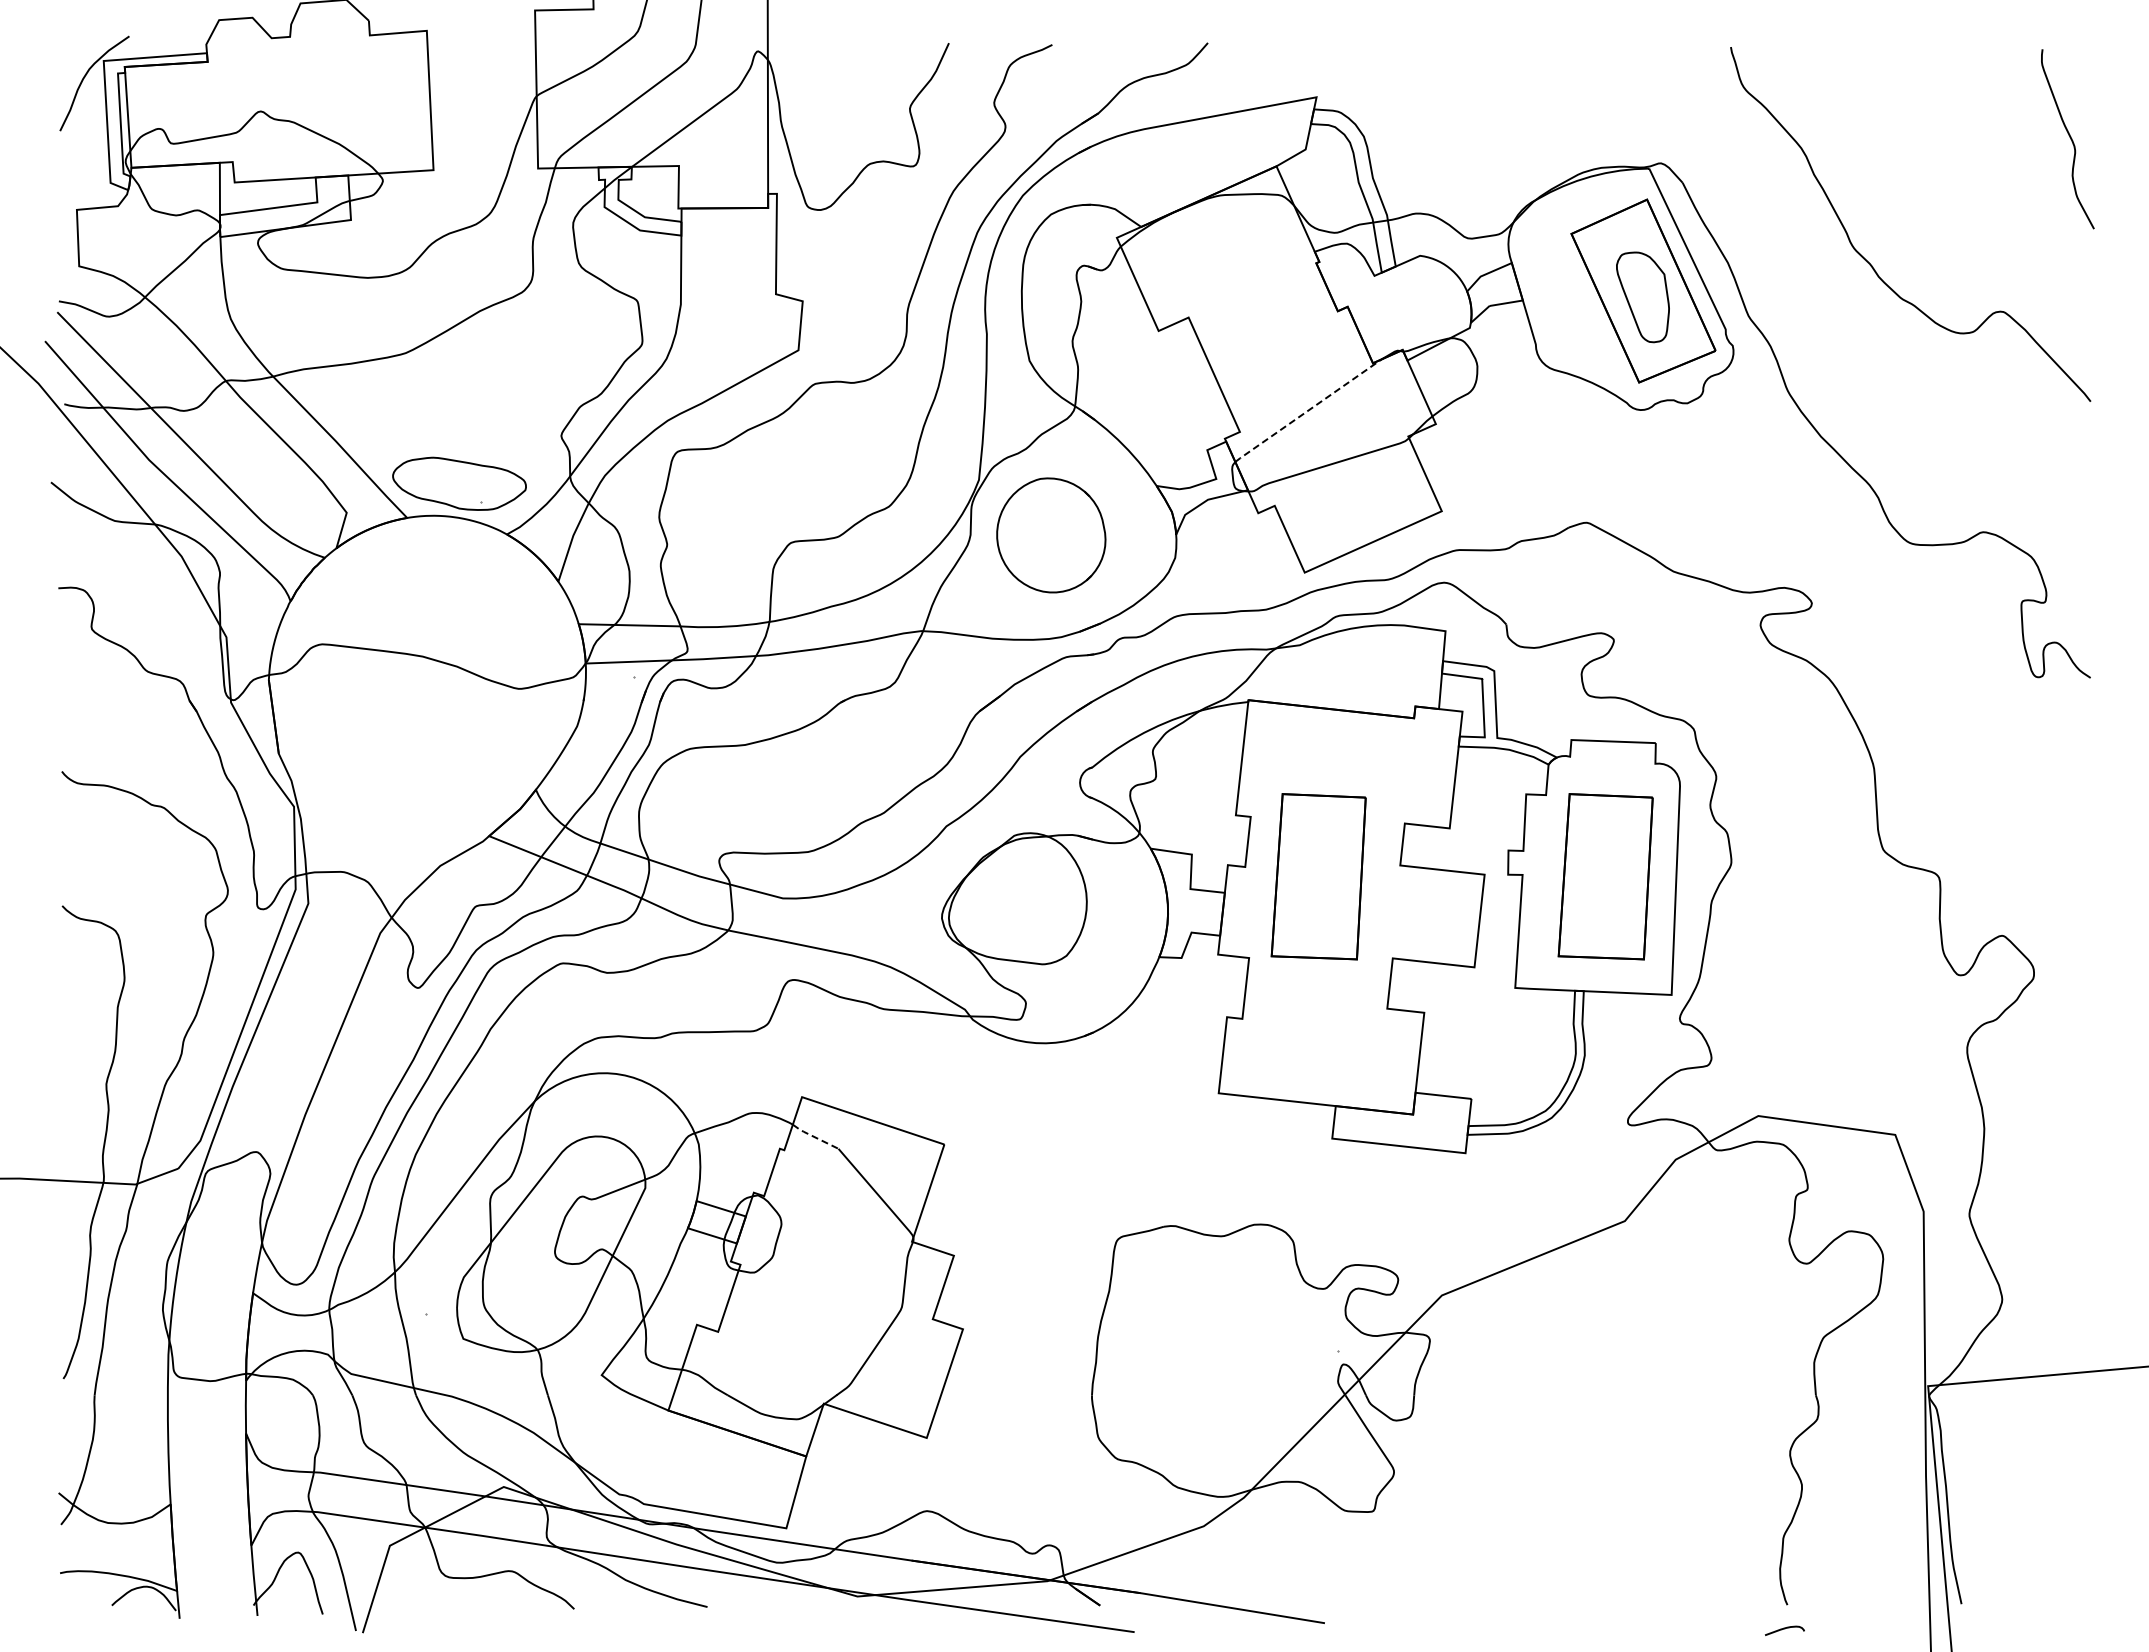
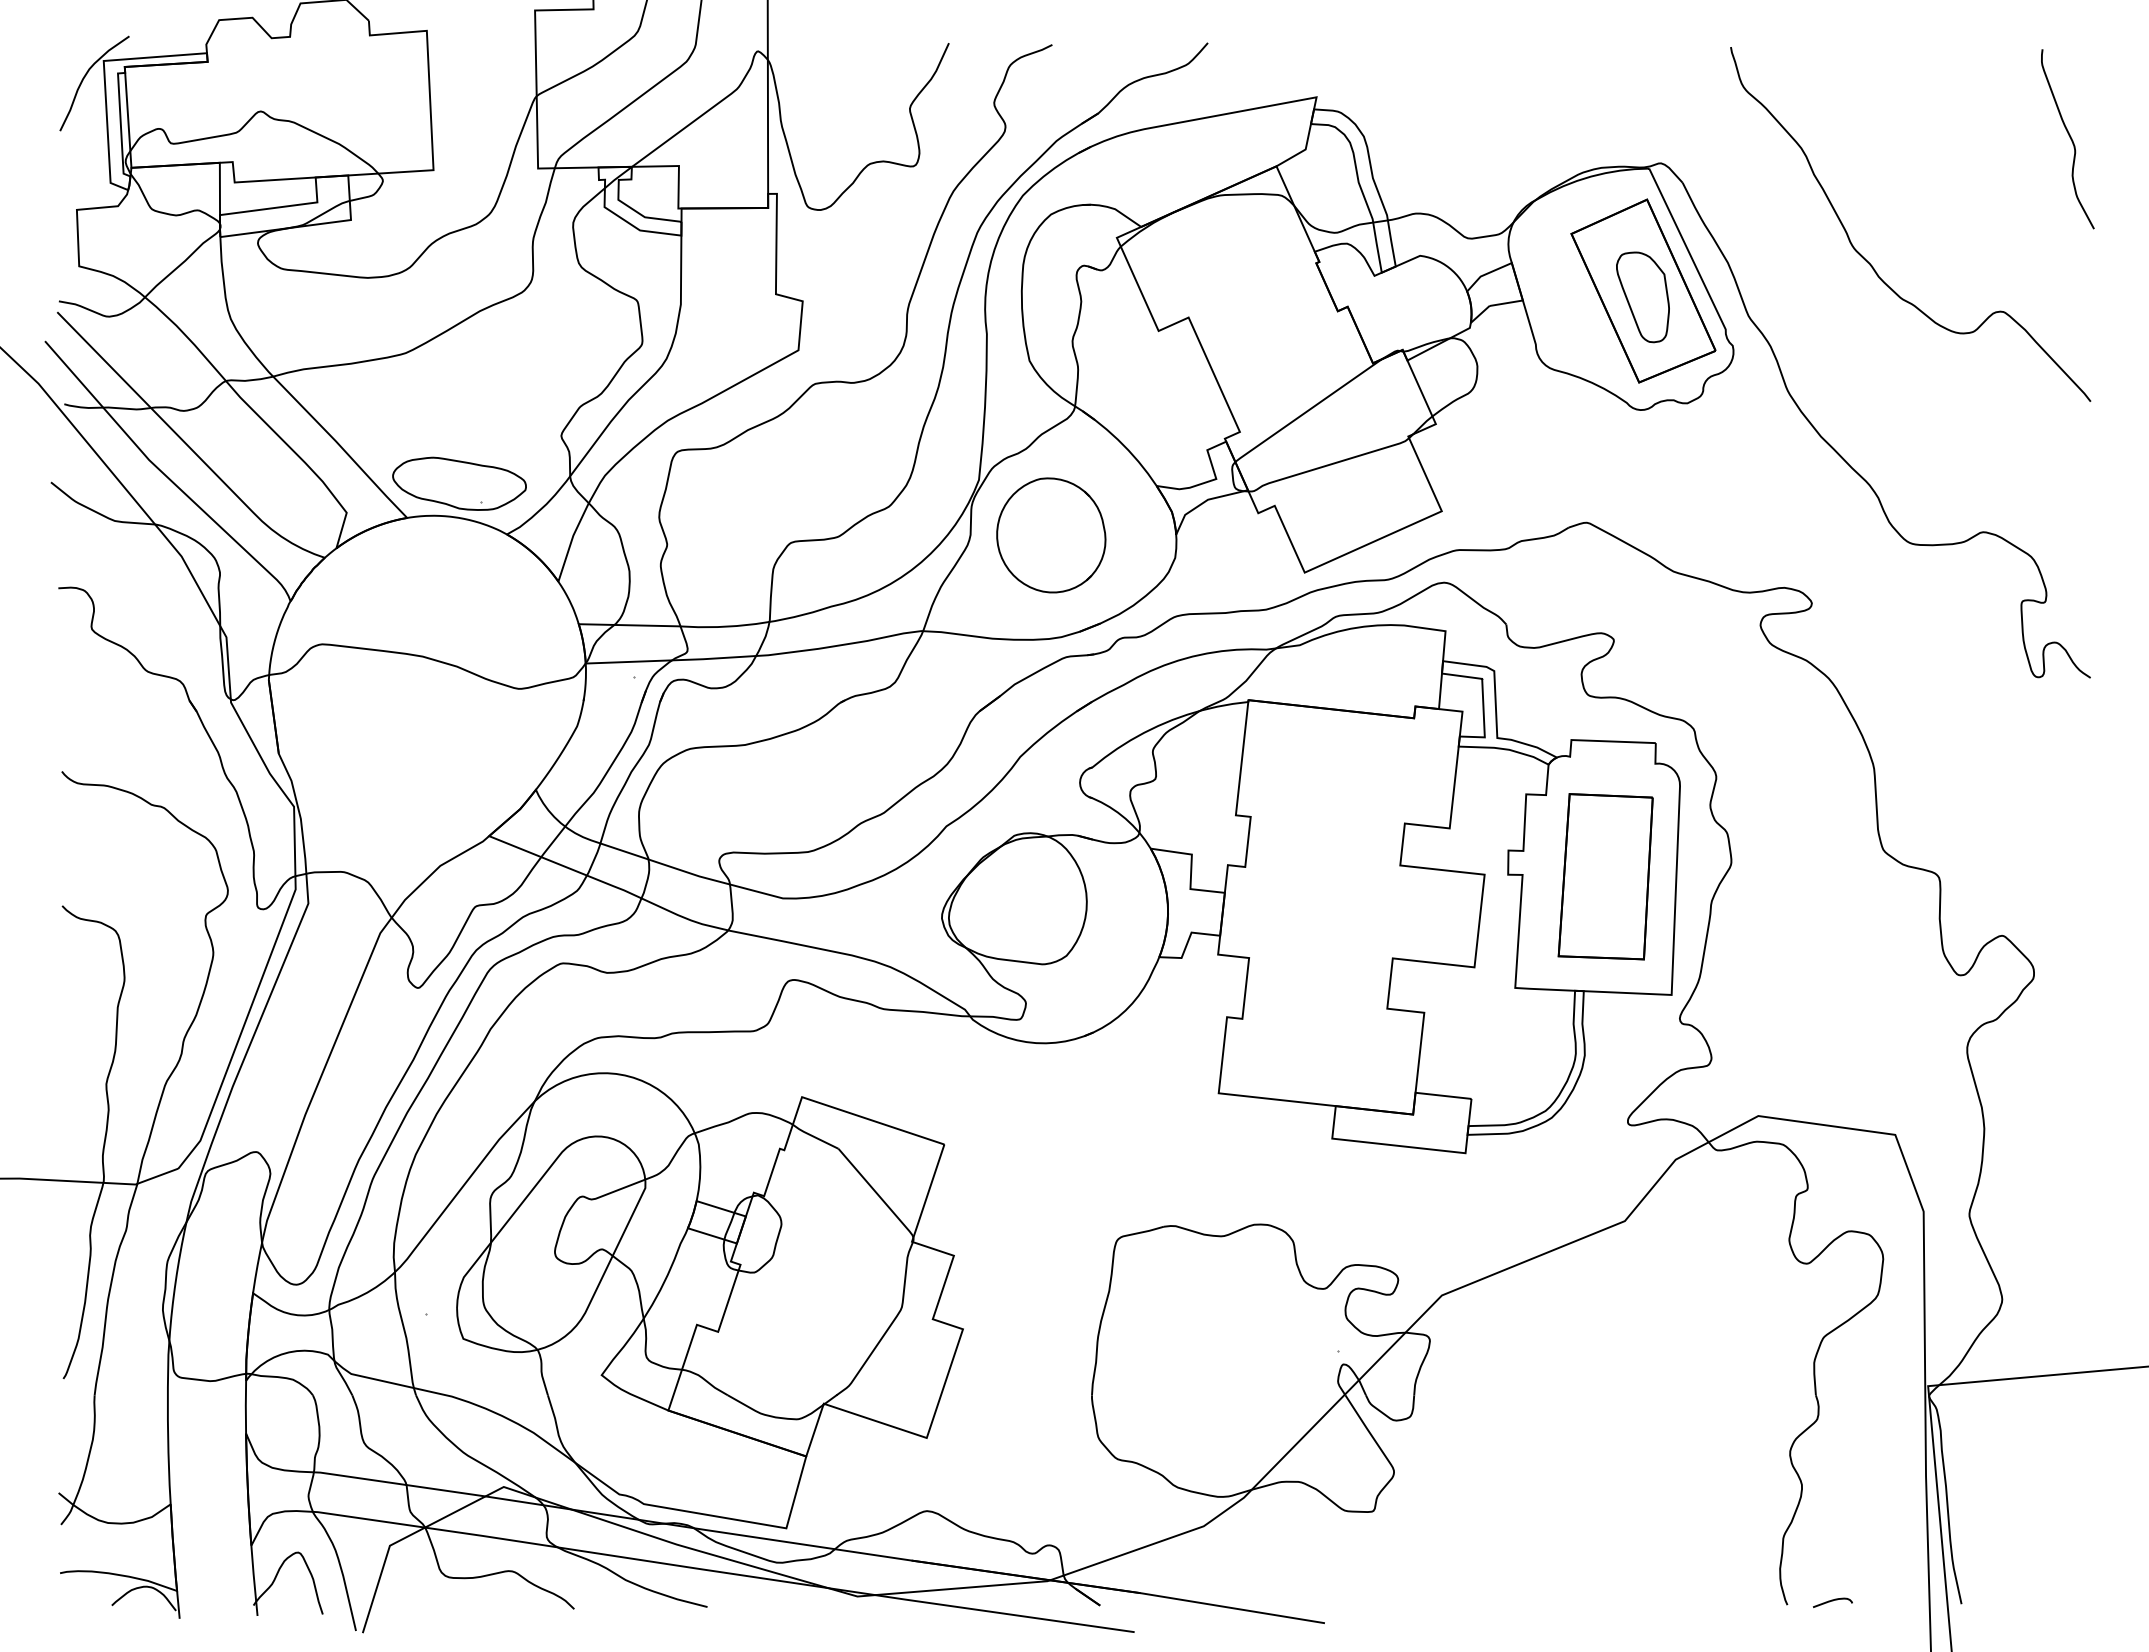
line: dashed -> solid (1308, 410)
part: present -> none (1318, 876)
line: dashed -> solid (814, 1137)
curve position: (1784, 1629) -> (1832, 1601) (1832, 1601)
